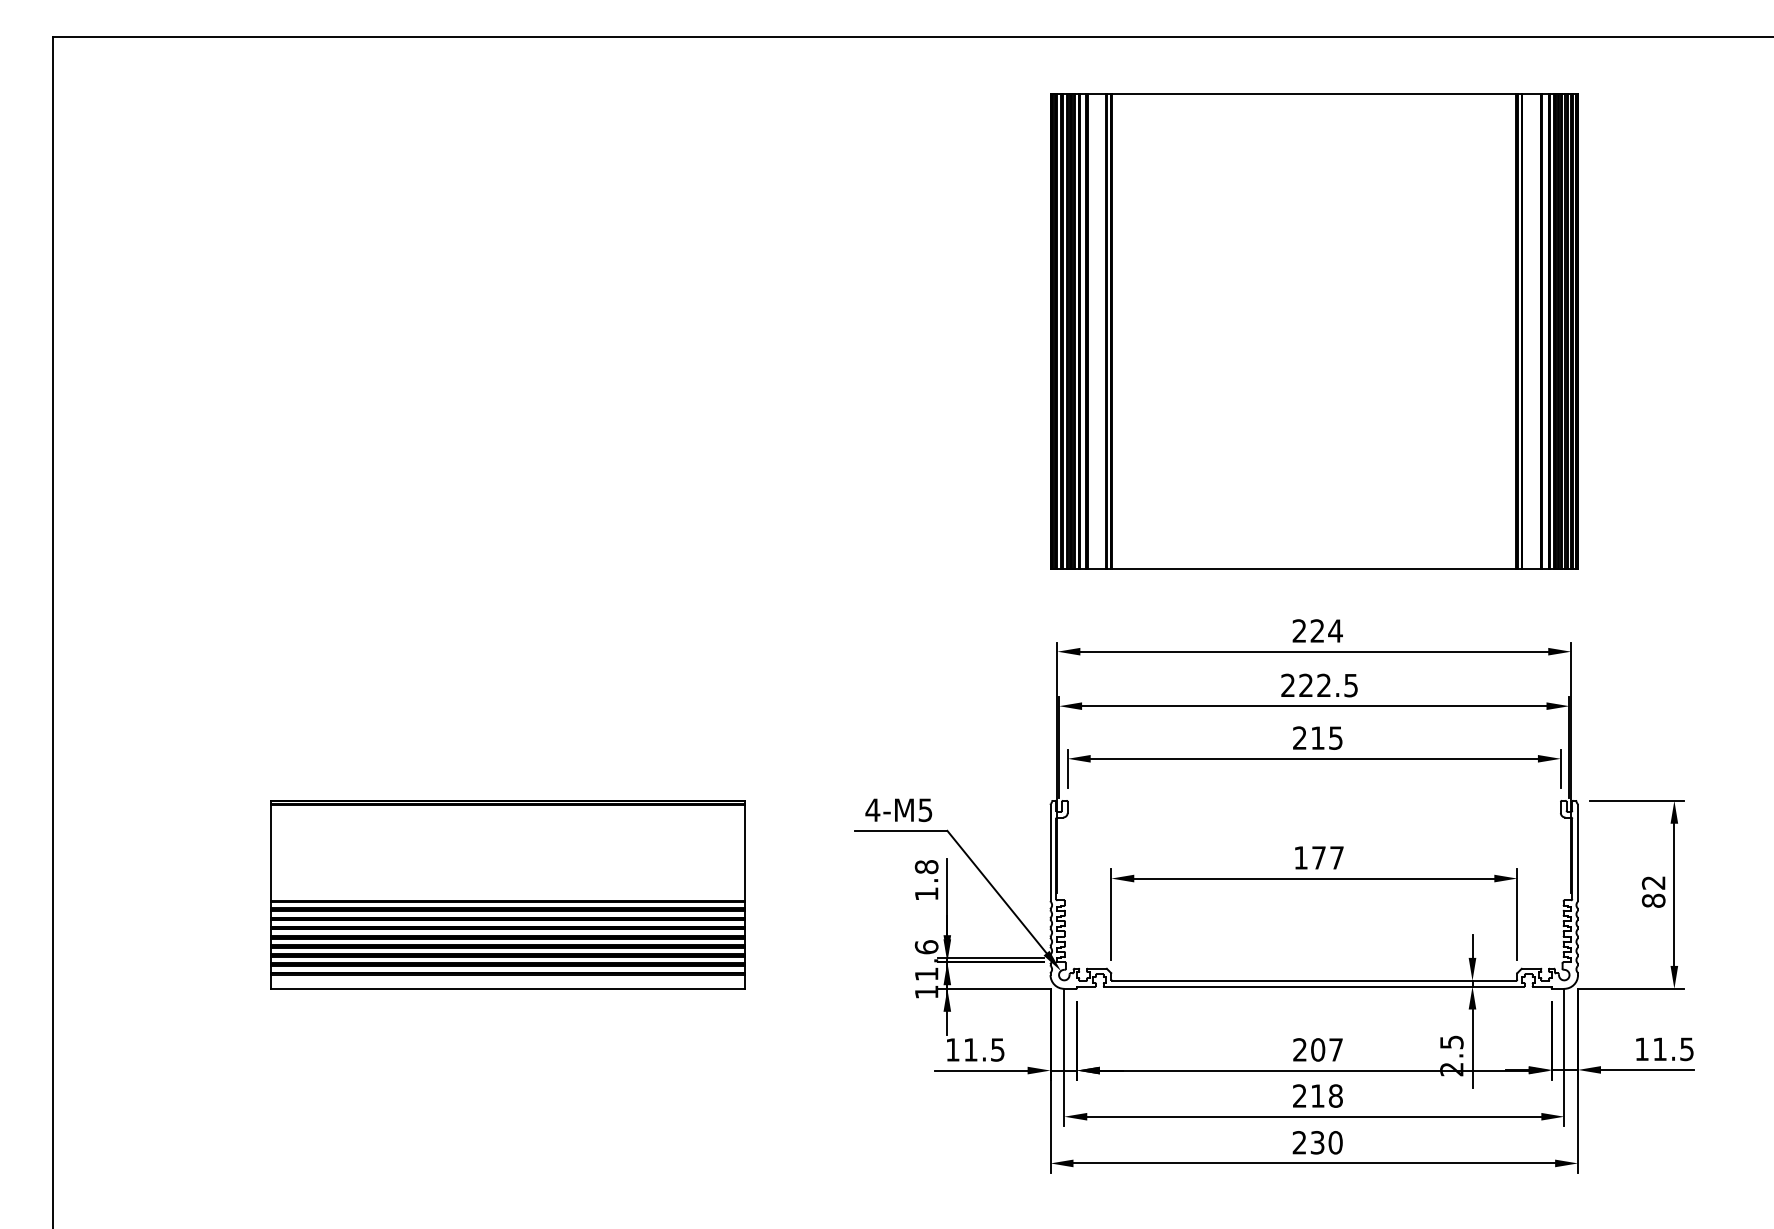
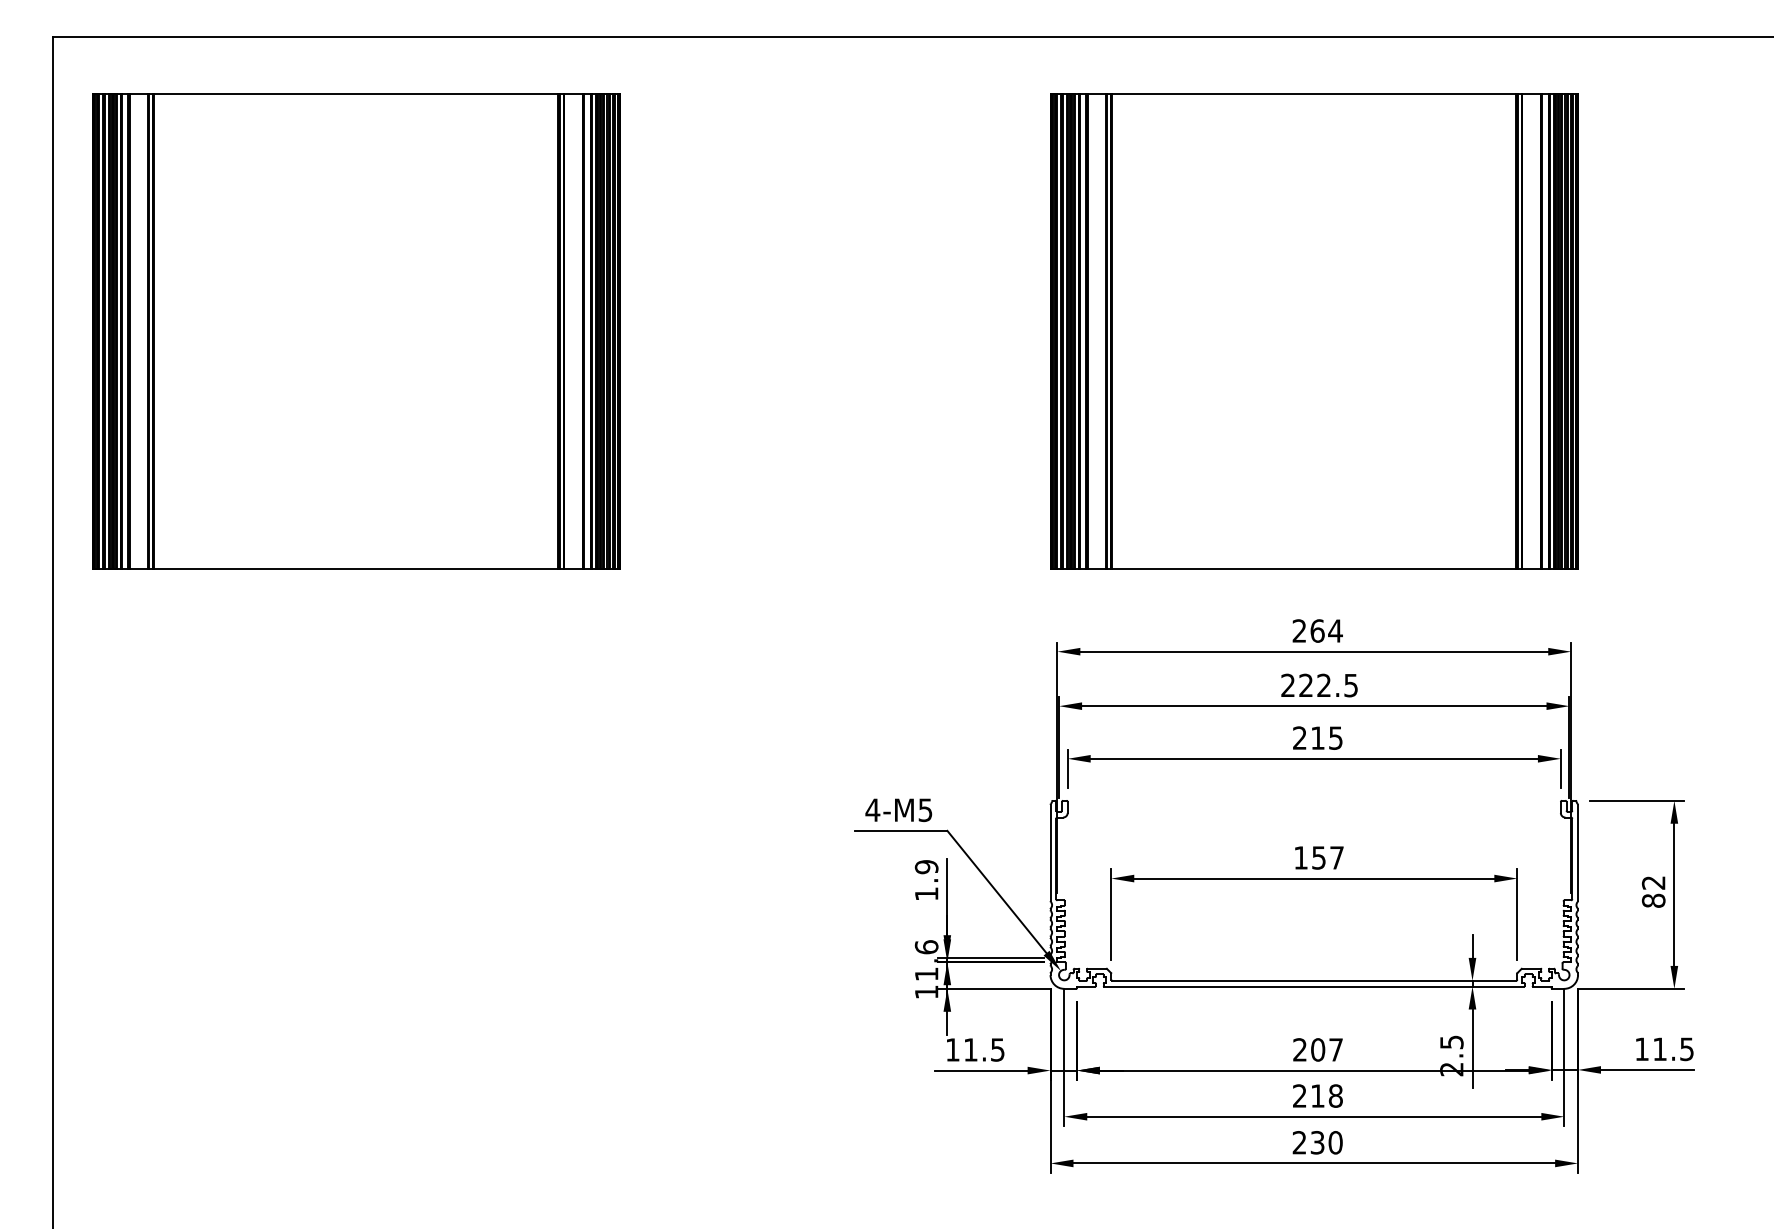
part: none -> present (356, 331)
text: 224 -> 264 (1317, 630)
text: 177 -> 157 (1318, 857)
text: 1.8 -> 1.9 (926, 867)
part: present -> none (507, 894)
